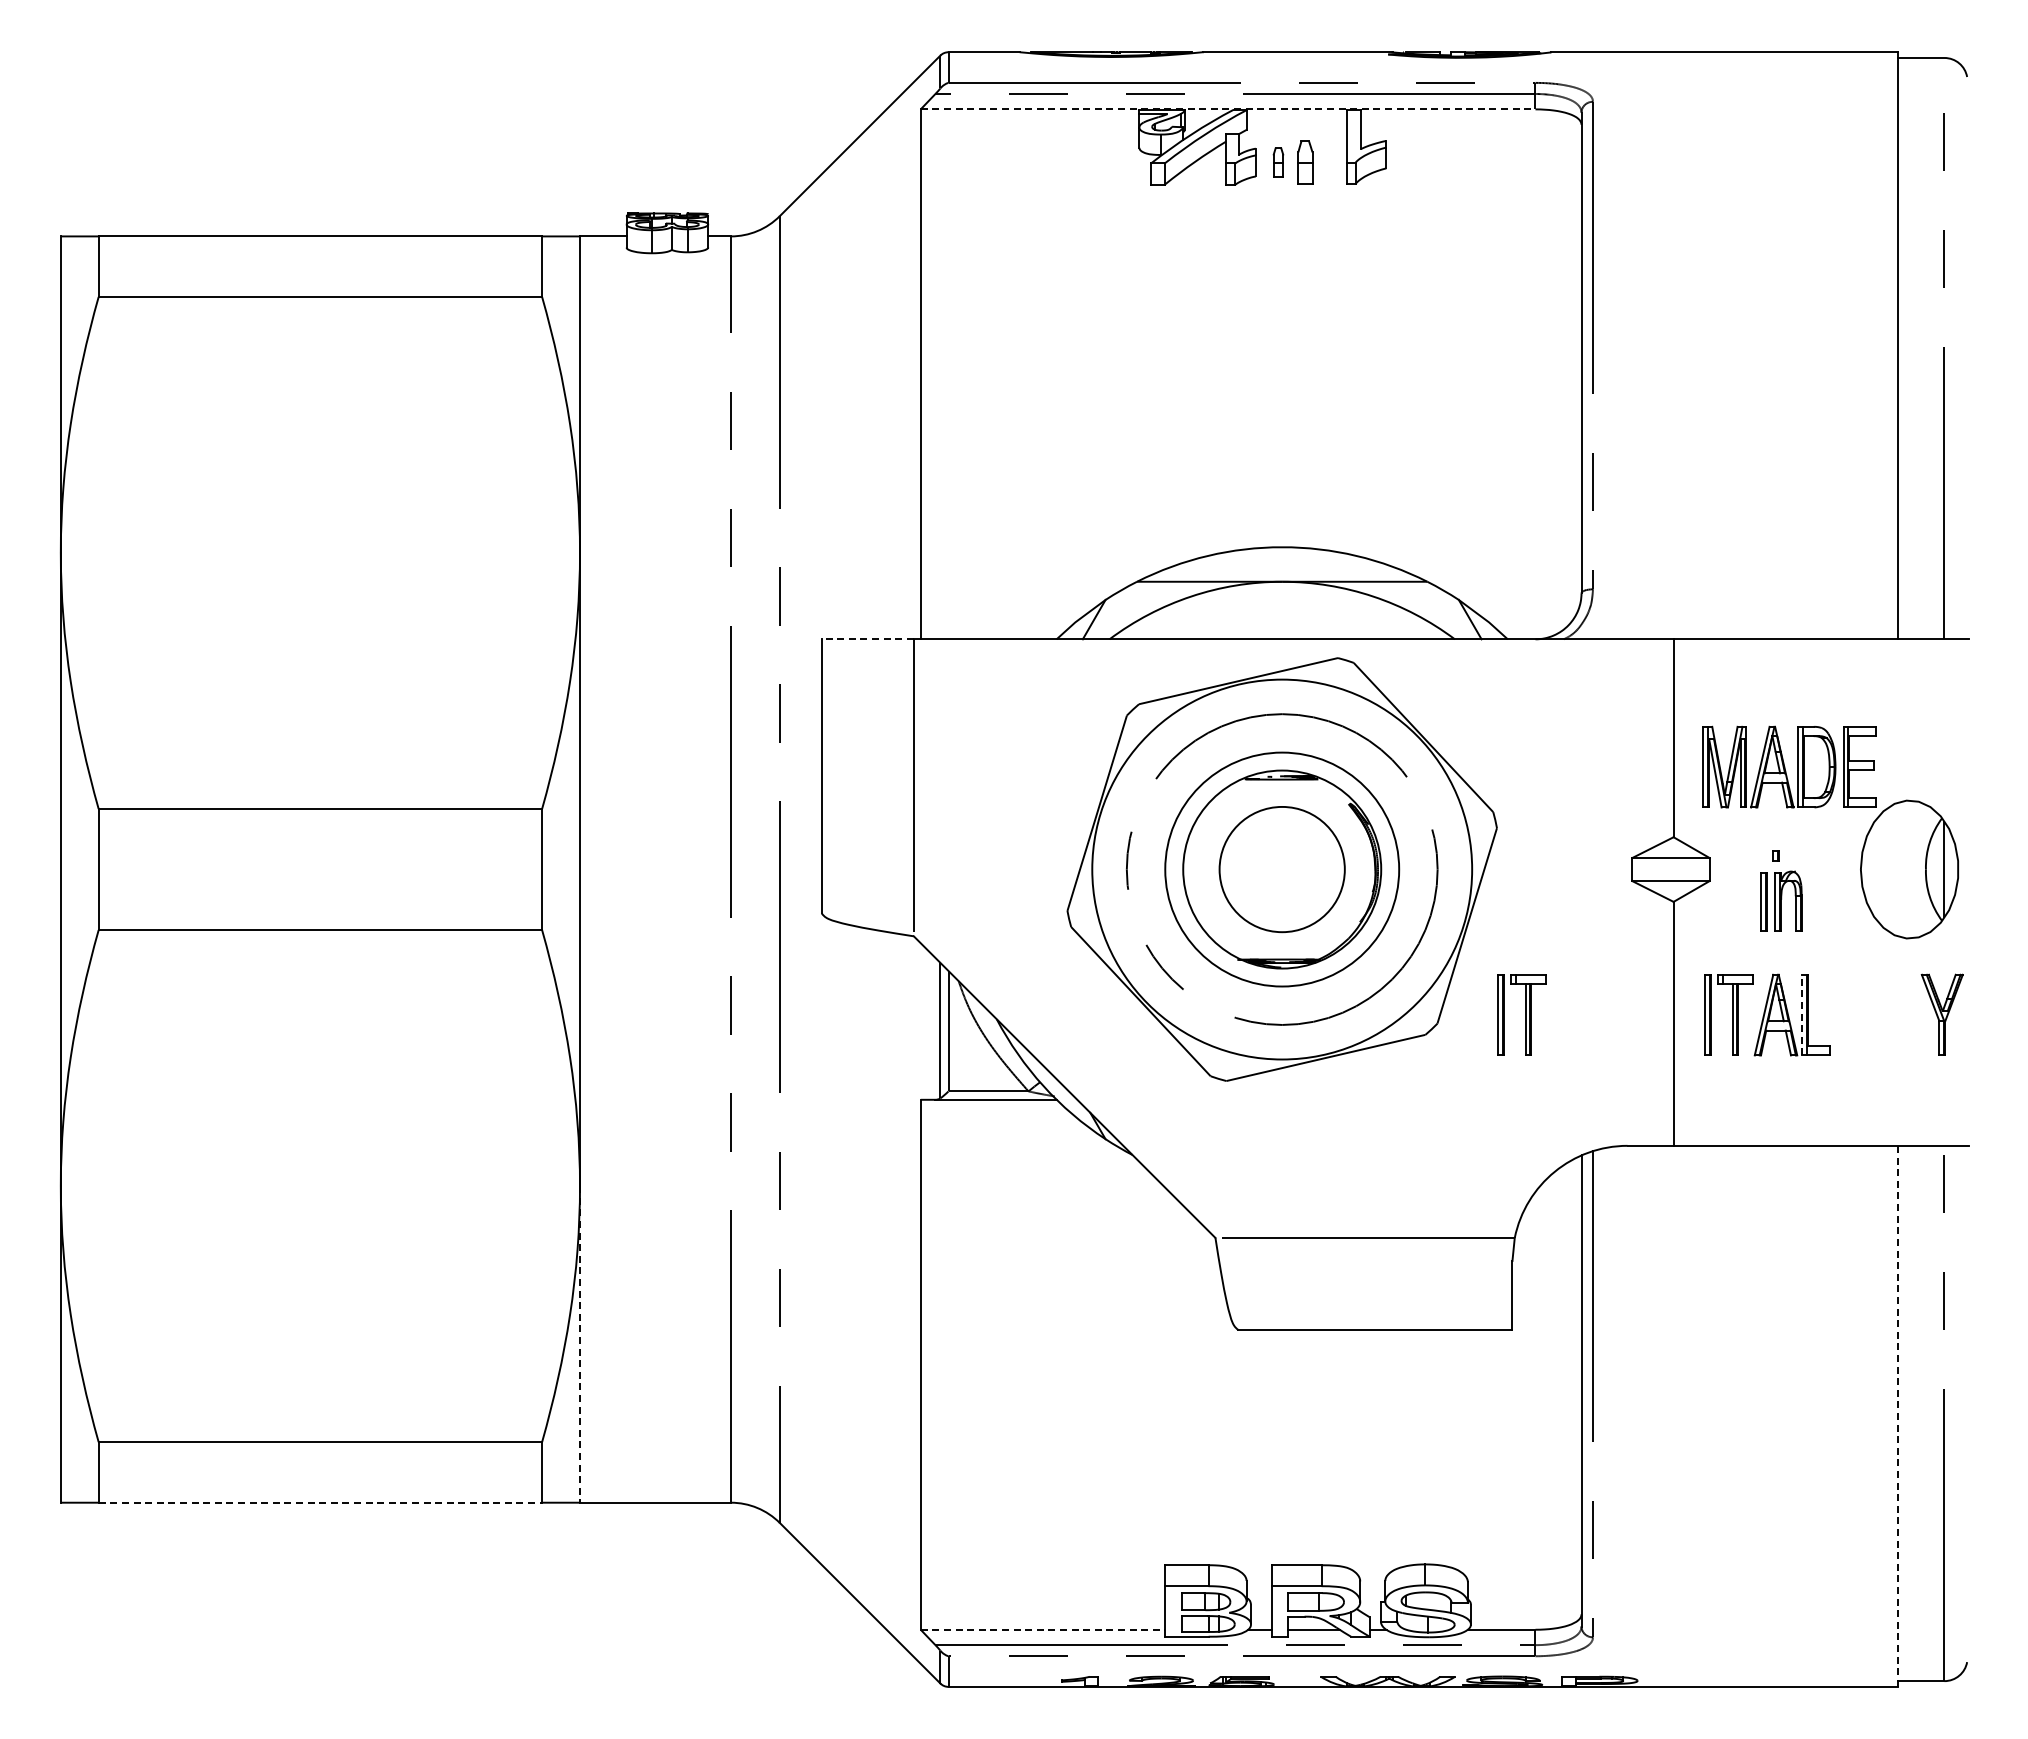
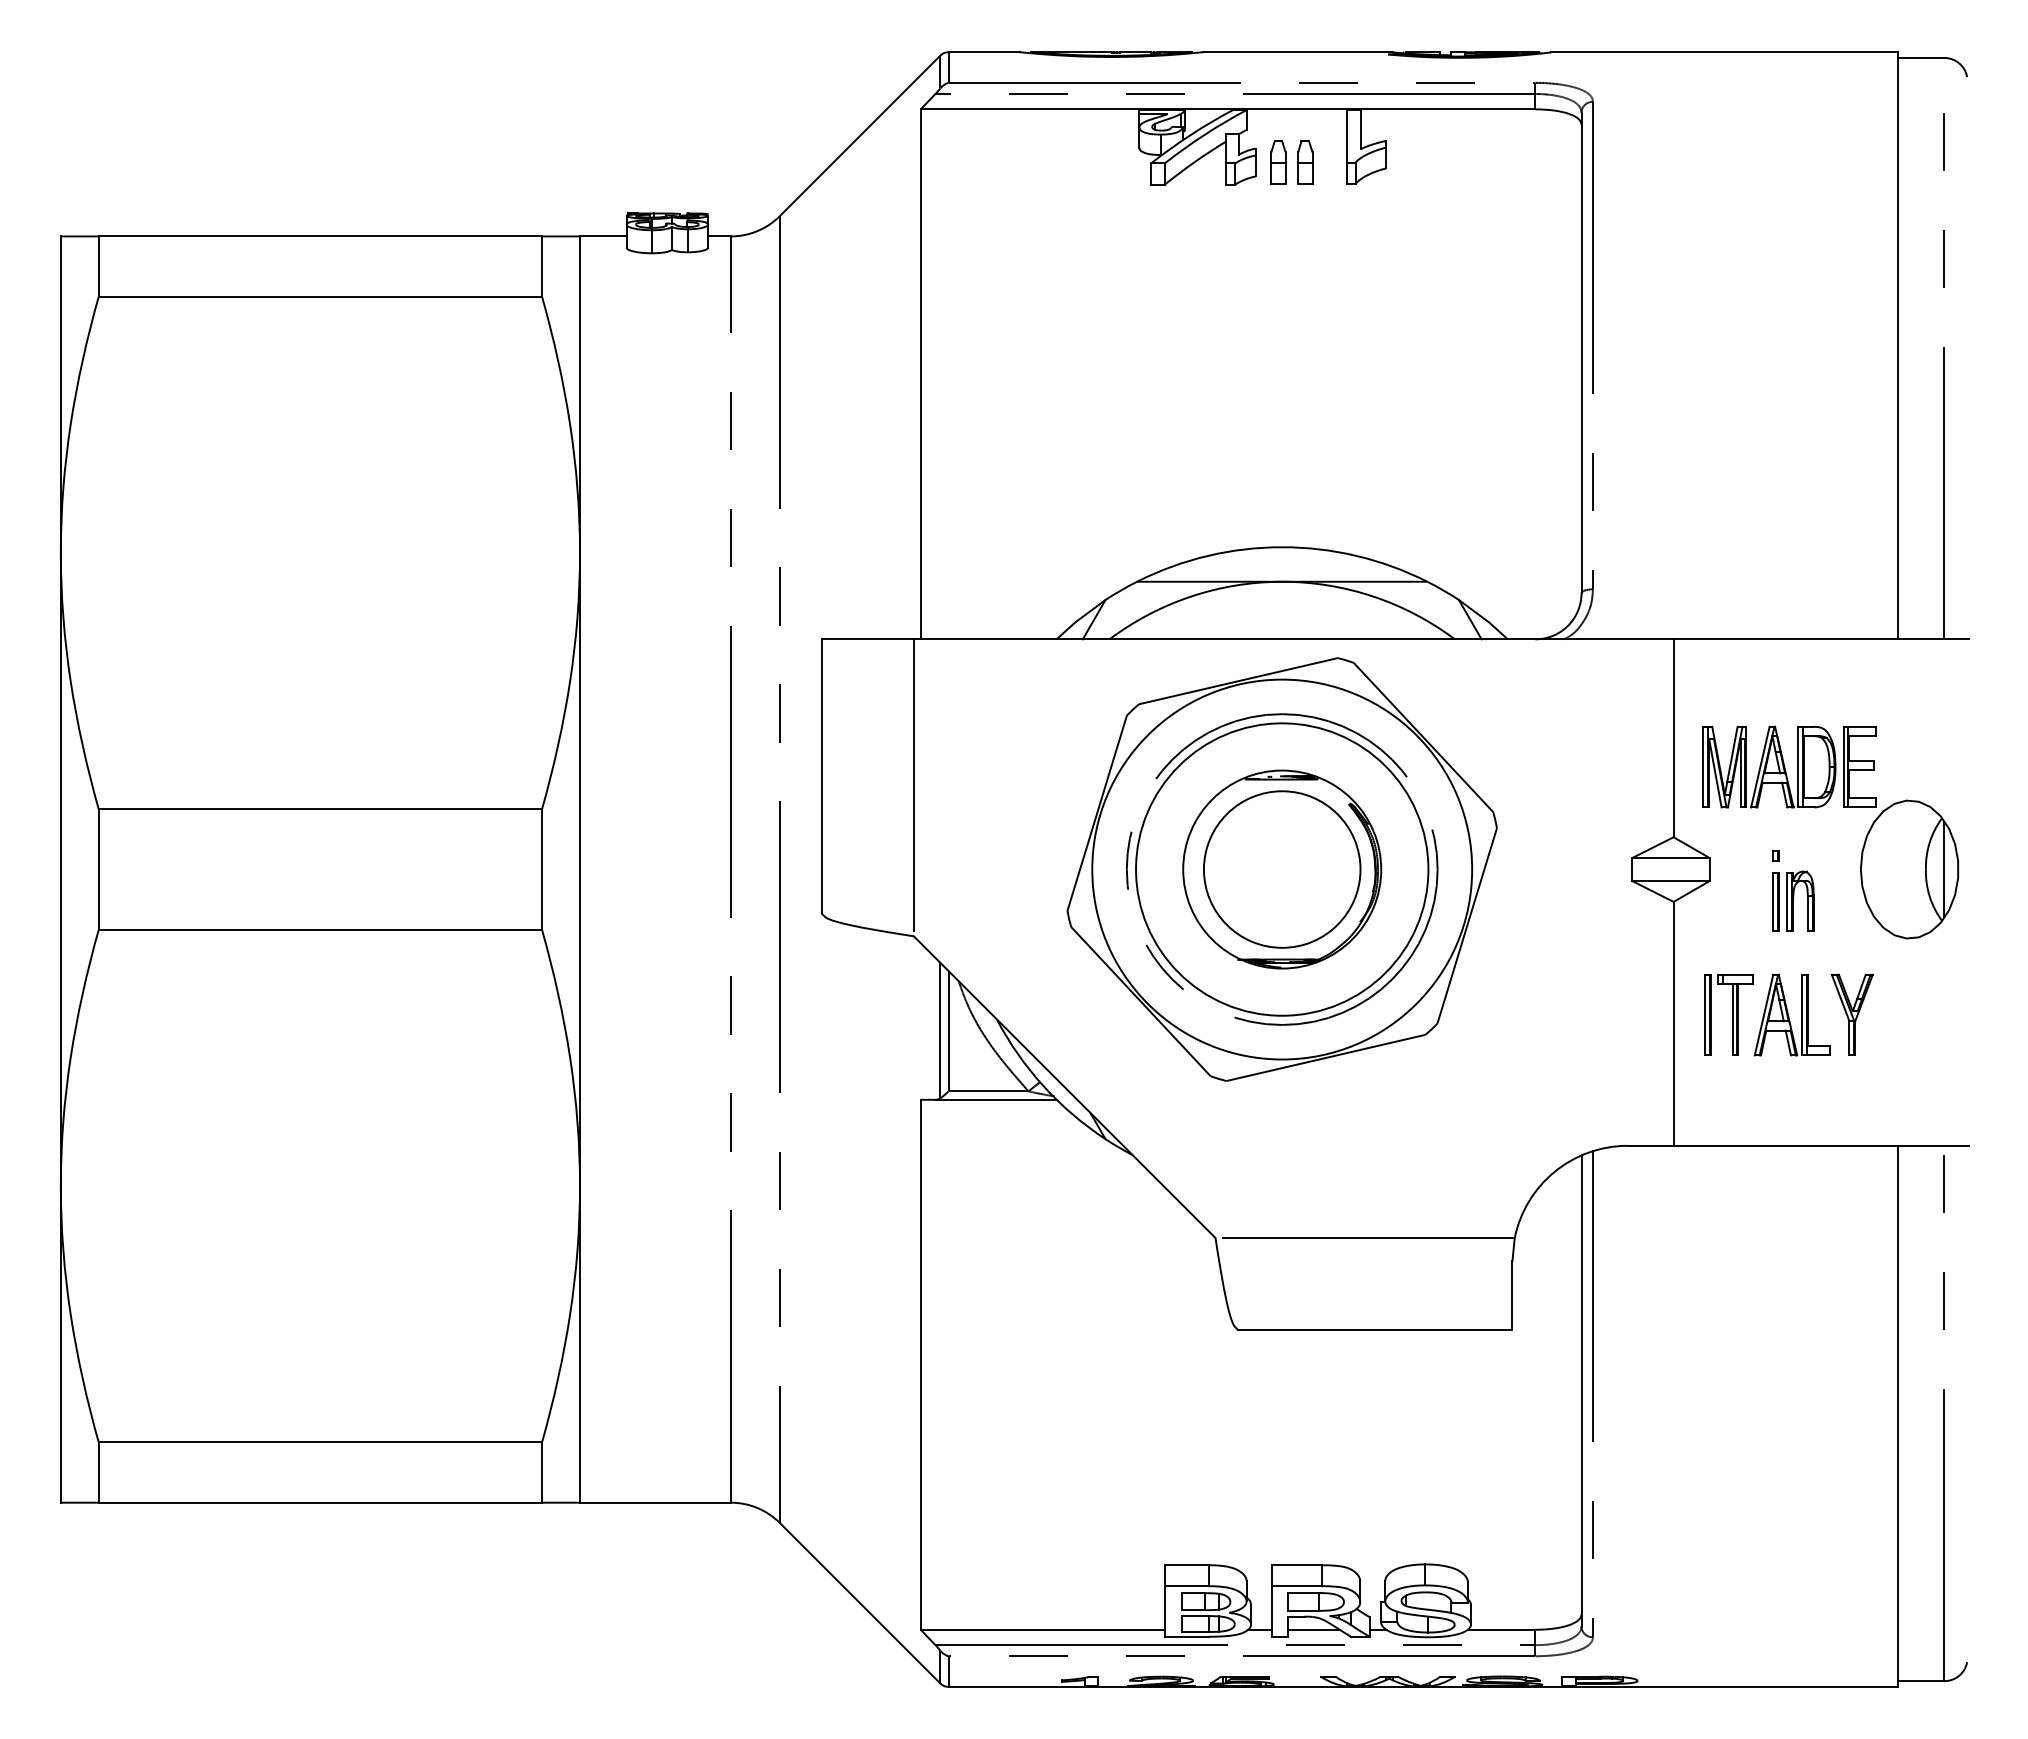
line: dashed -> solid (1228, 109)
part size: 13x31 px -> 17x45 px (1278, 162)
line: dashed -> solid (867, 639)
circle diameter: 125 px -> 157 px (1281, 869)
circle diameter: 234 px -> 292 px (1282, 869)
part position: (1781, 900) -> (1793, 900) (1793, 900)
part: present -> none (1521, 1014)
line: dashed -> solid (1801, 1014)
part position: (1941, 1014) -> (1851, 1014) (1851, 1014)
line: dashed -> solid (580, 1344)
line: dashed -> solid (1898, 1416)
line: dashed -> solid (320, 1502)
line: dashed -> solid (1043, 1629)
